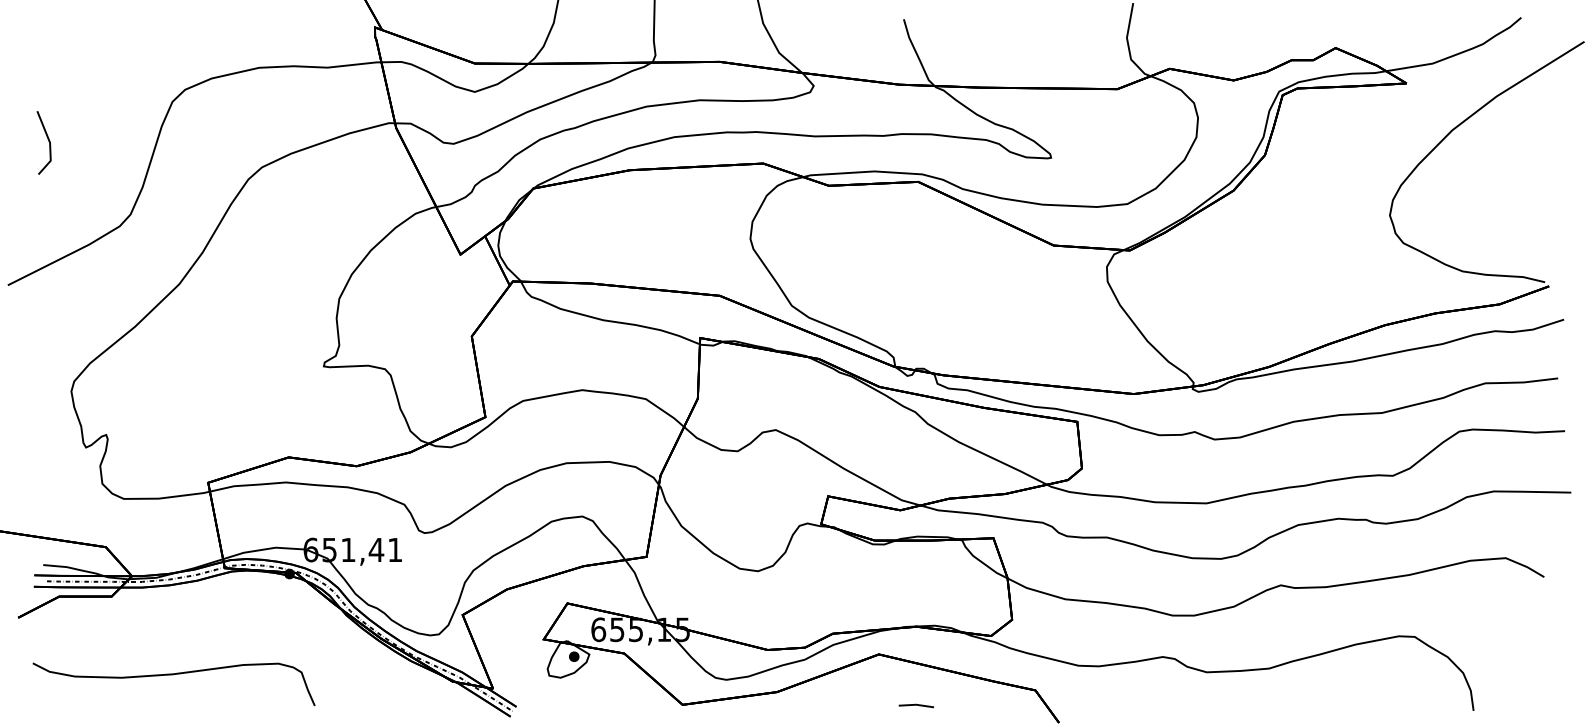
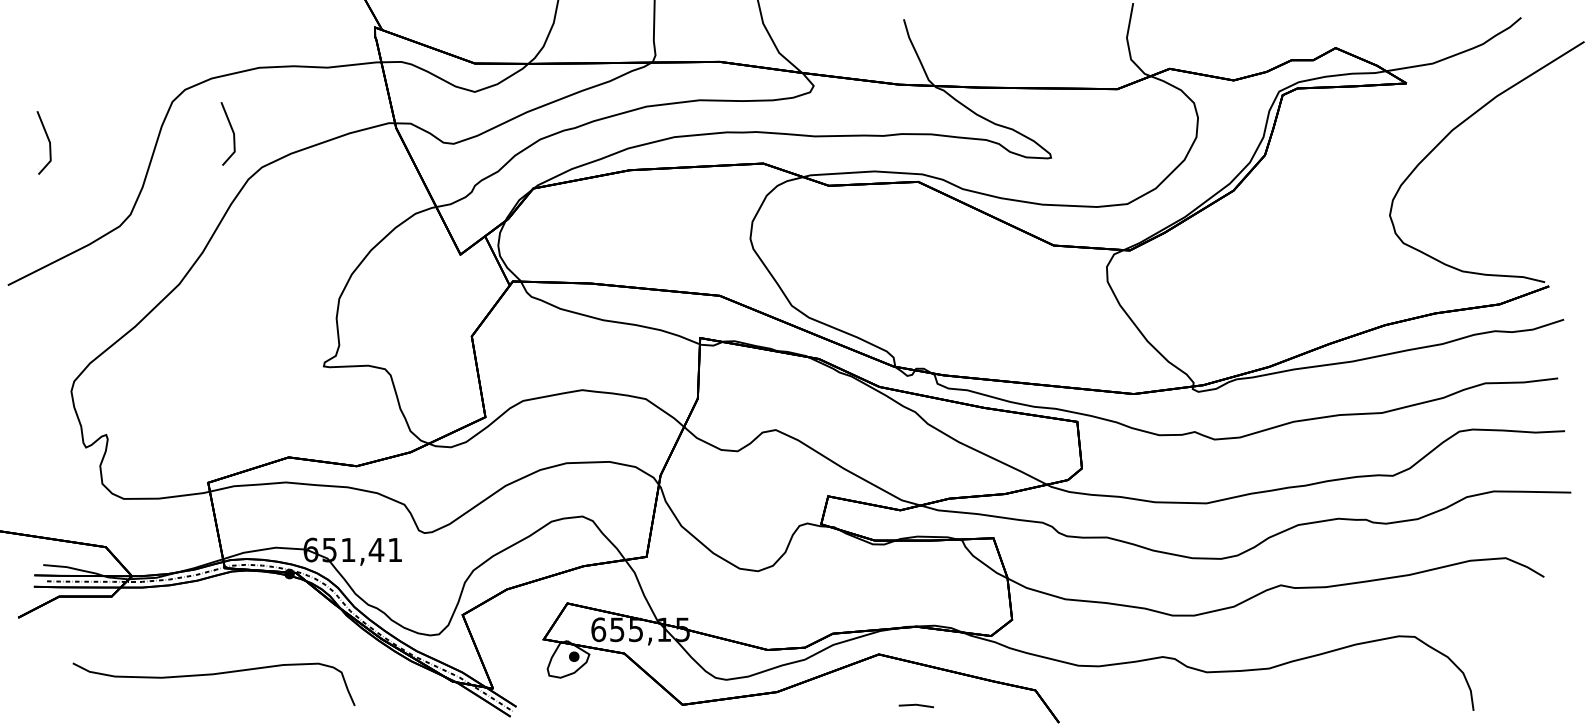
line: none -> present (231, 130)
curve position: (173, 675) -> (213, 675) (213, 675)
